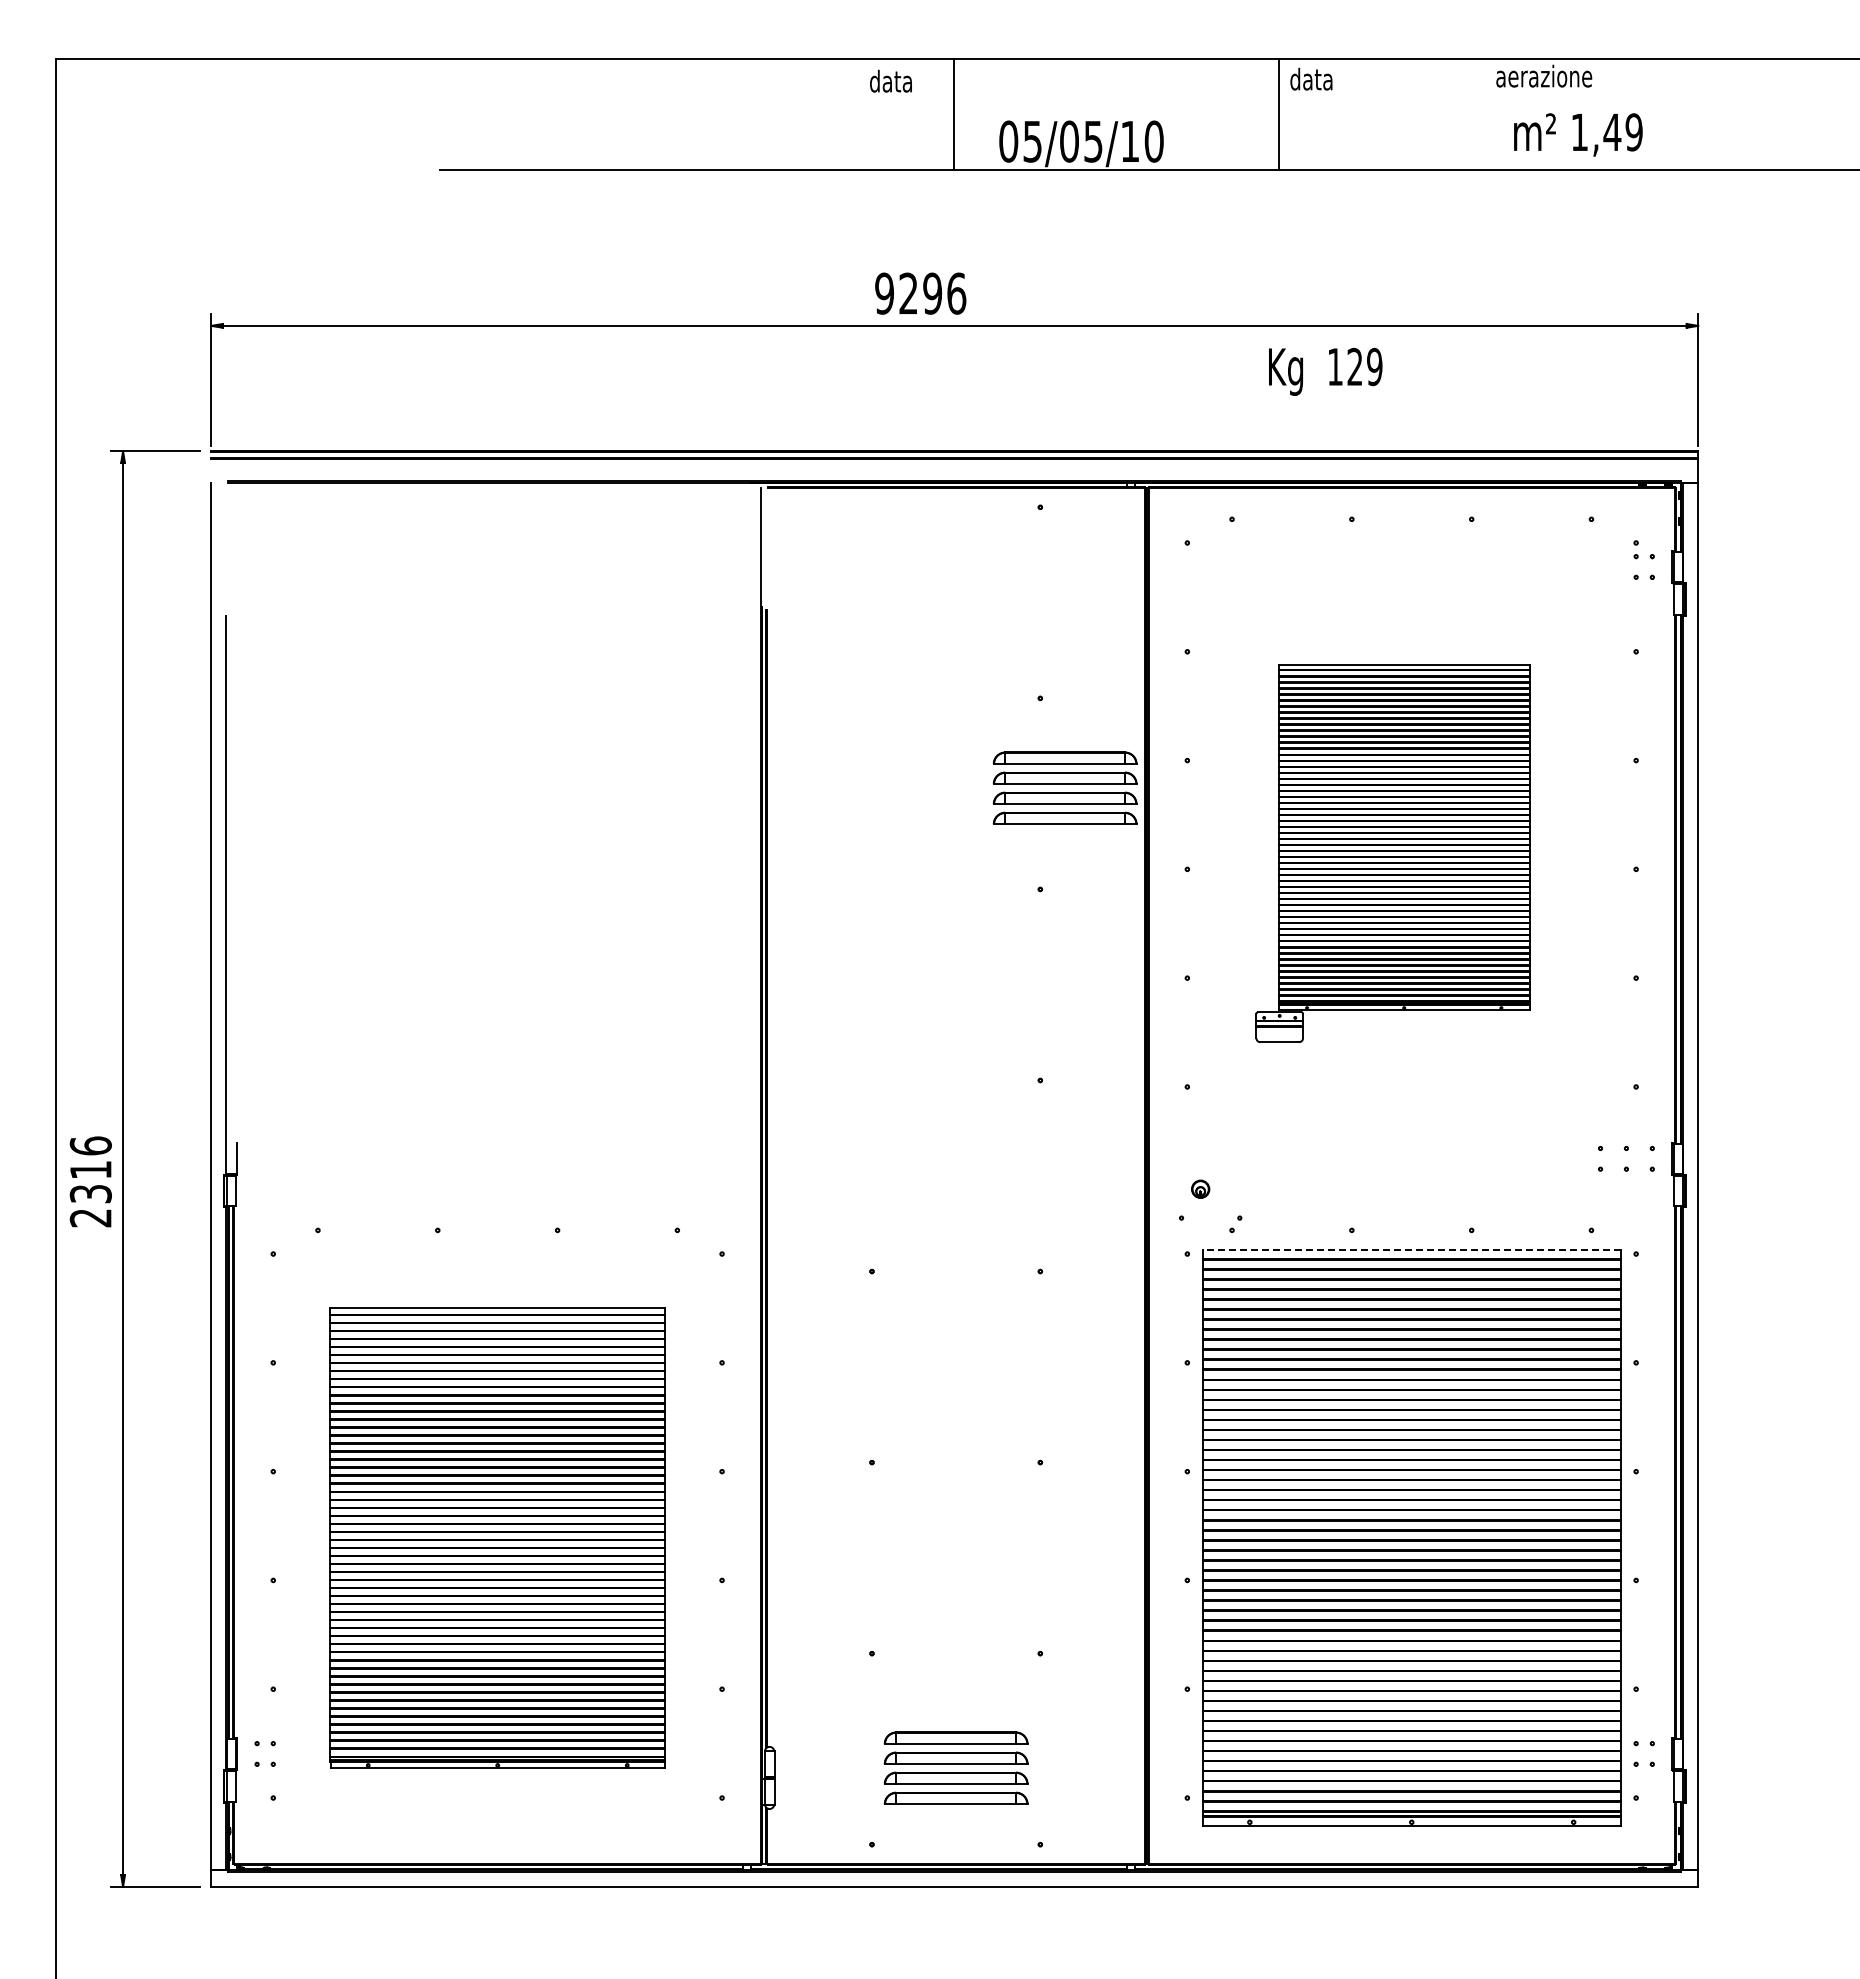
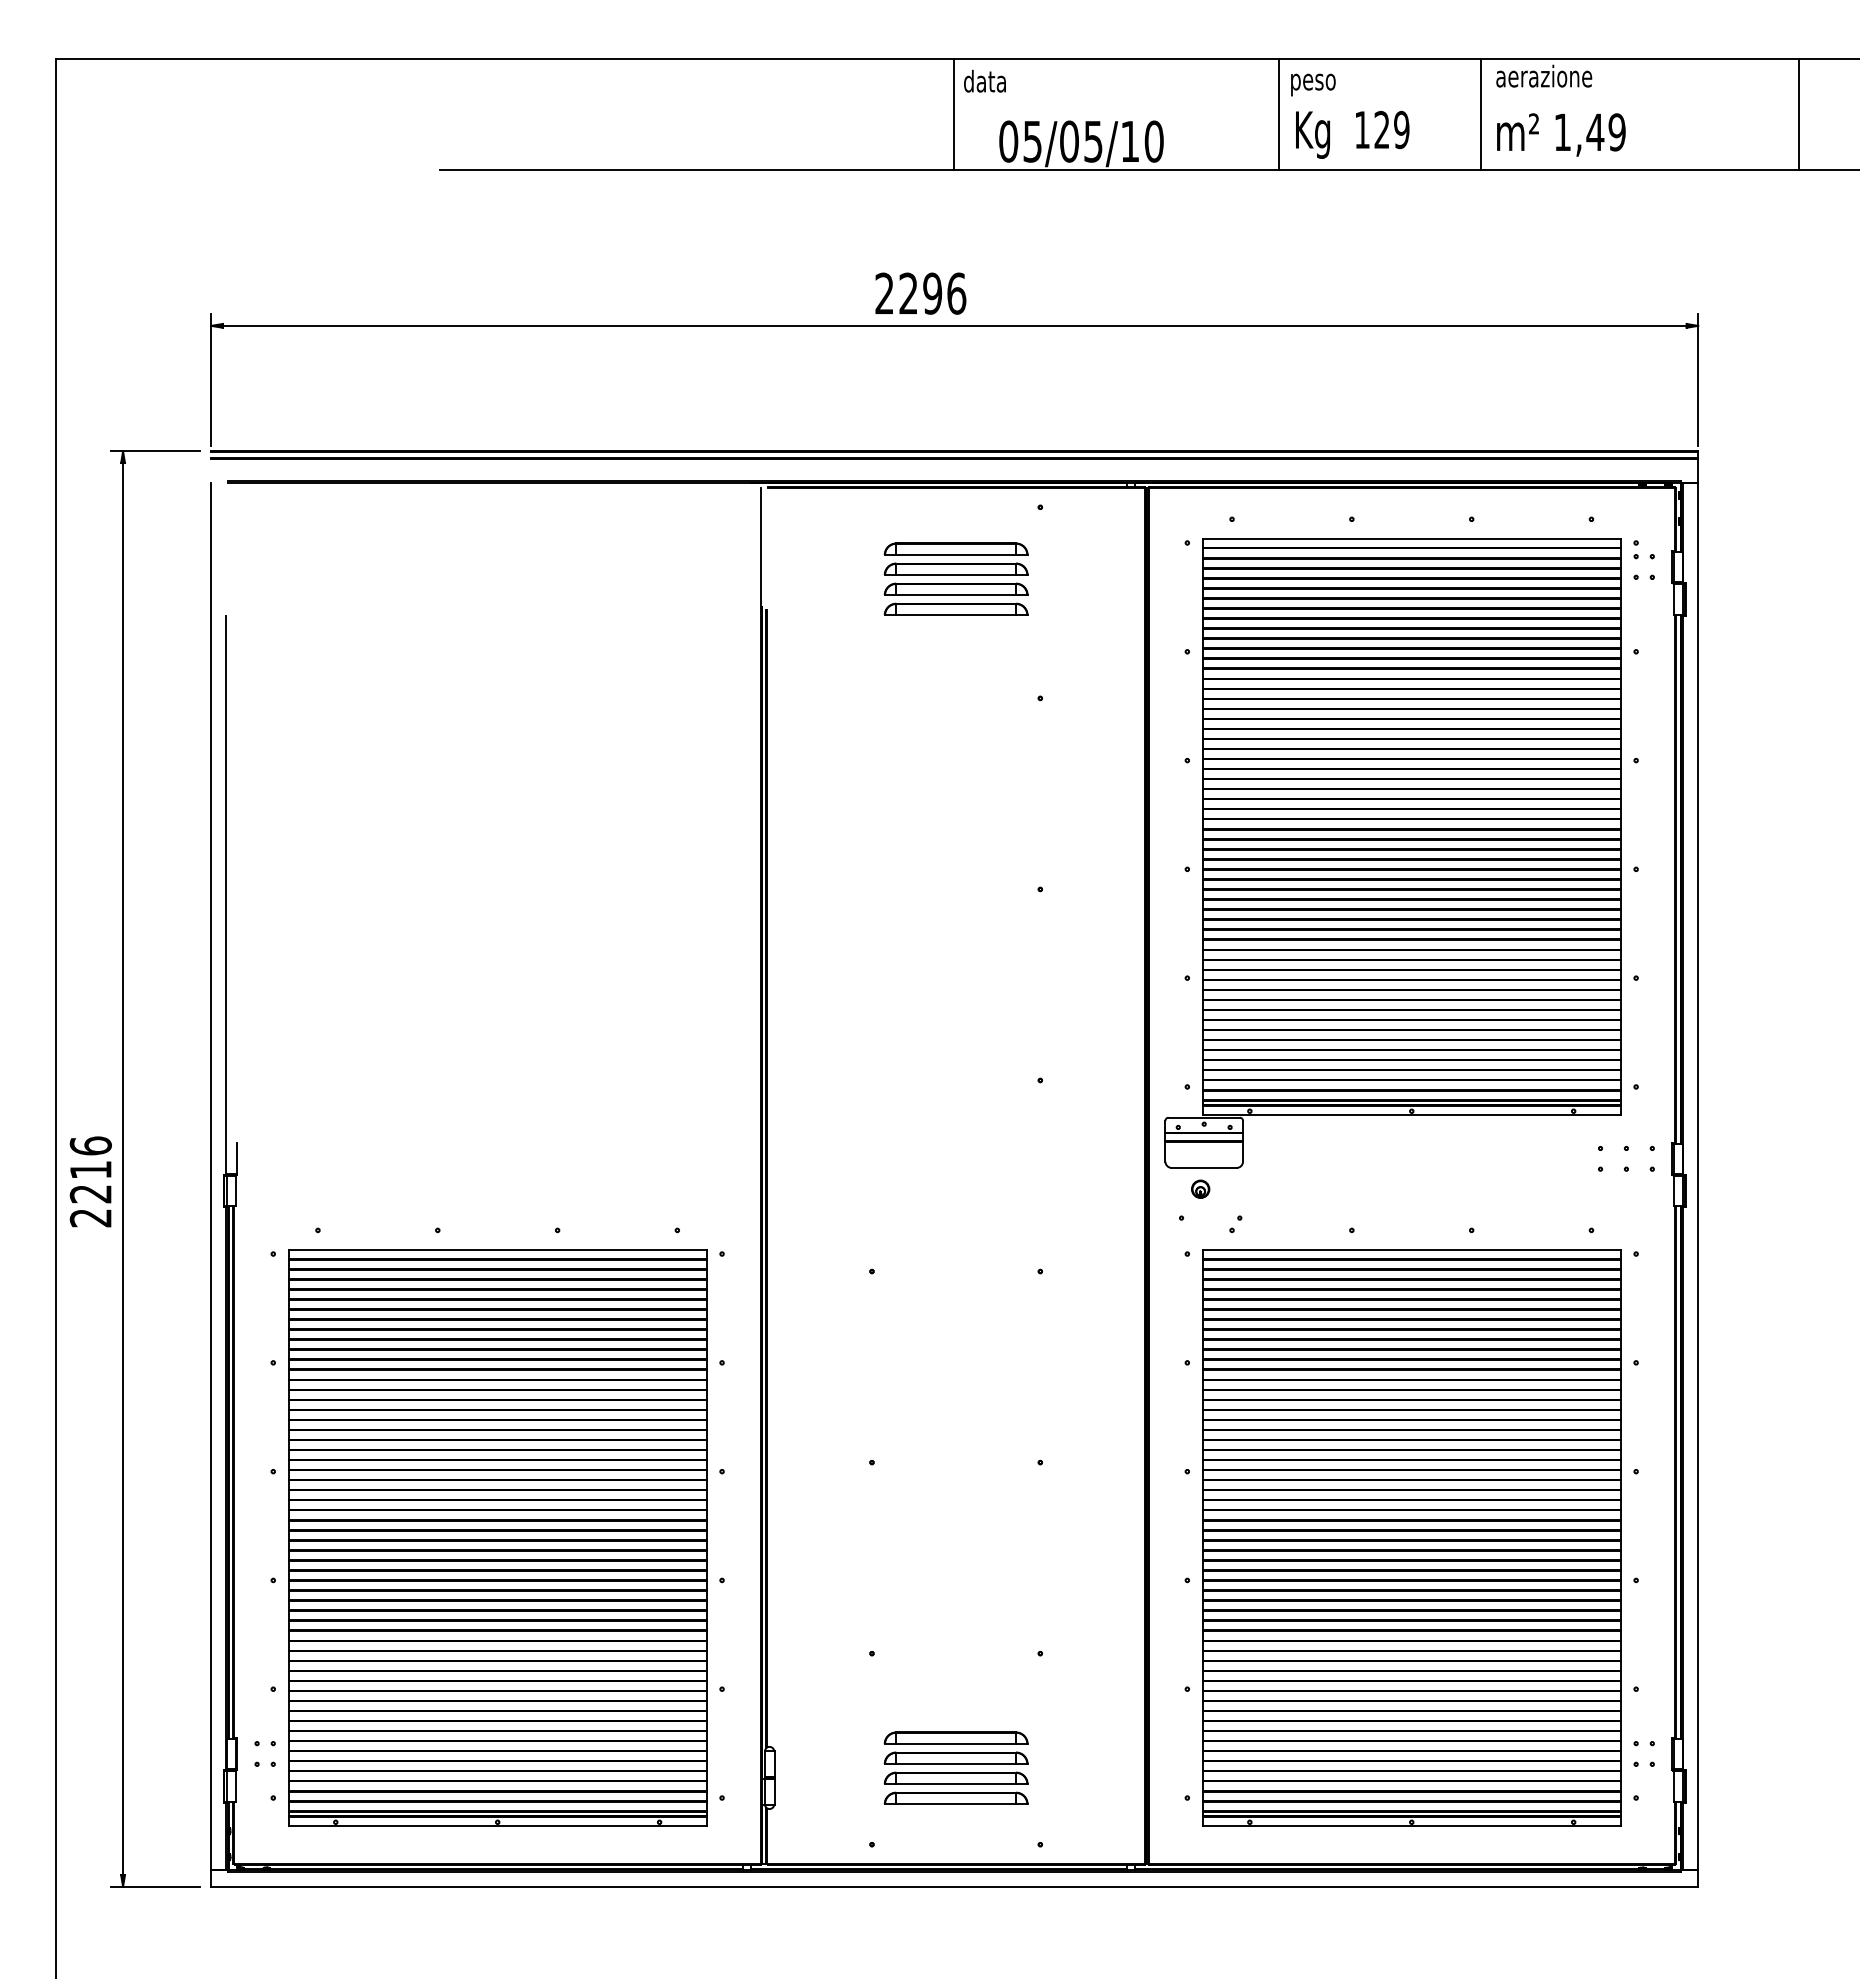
text position: (890, 80) -> (984, 80) (984, 80)
text: data -> peso (1312, 81)
line: none -> present (1481, 114)
line: none -> present (1799, 114)
text position: (1578, 134) -> (1561, 134) (1561, 134)
text: 9296 -> 2296 (884, 293)
text position: (1325, 371) -> (1352, 134) (1352, 134)
part position: (1064, 787) -> (955, 578) (955, 578)
part size: 276x379 px -> 458x631 px (1392, 853)
text: 2316 -> 2216 (90, 1194)
line: dashed -> solid (1411, 1250)
part size: 337x462 px -> 420x578 px (497, 1537)
